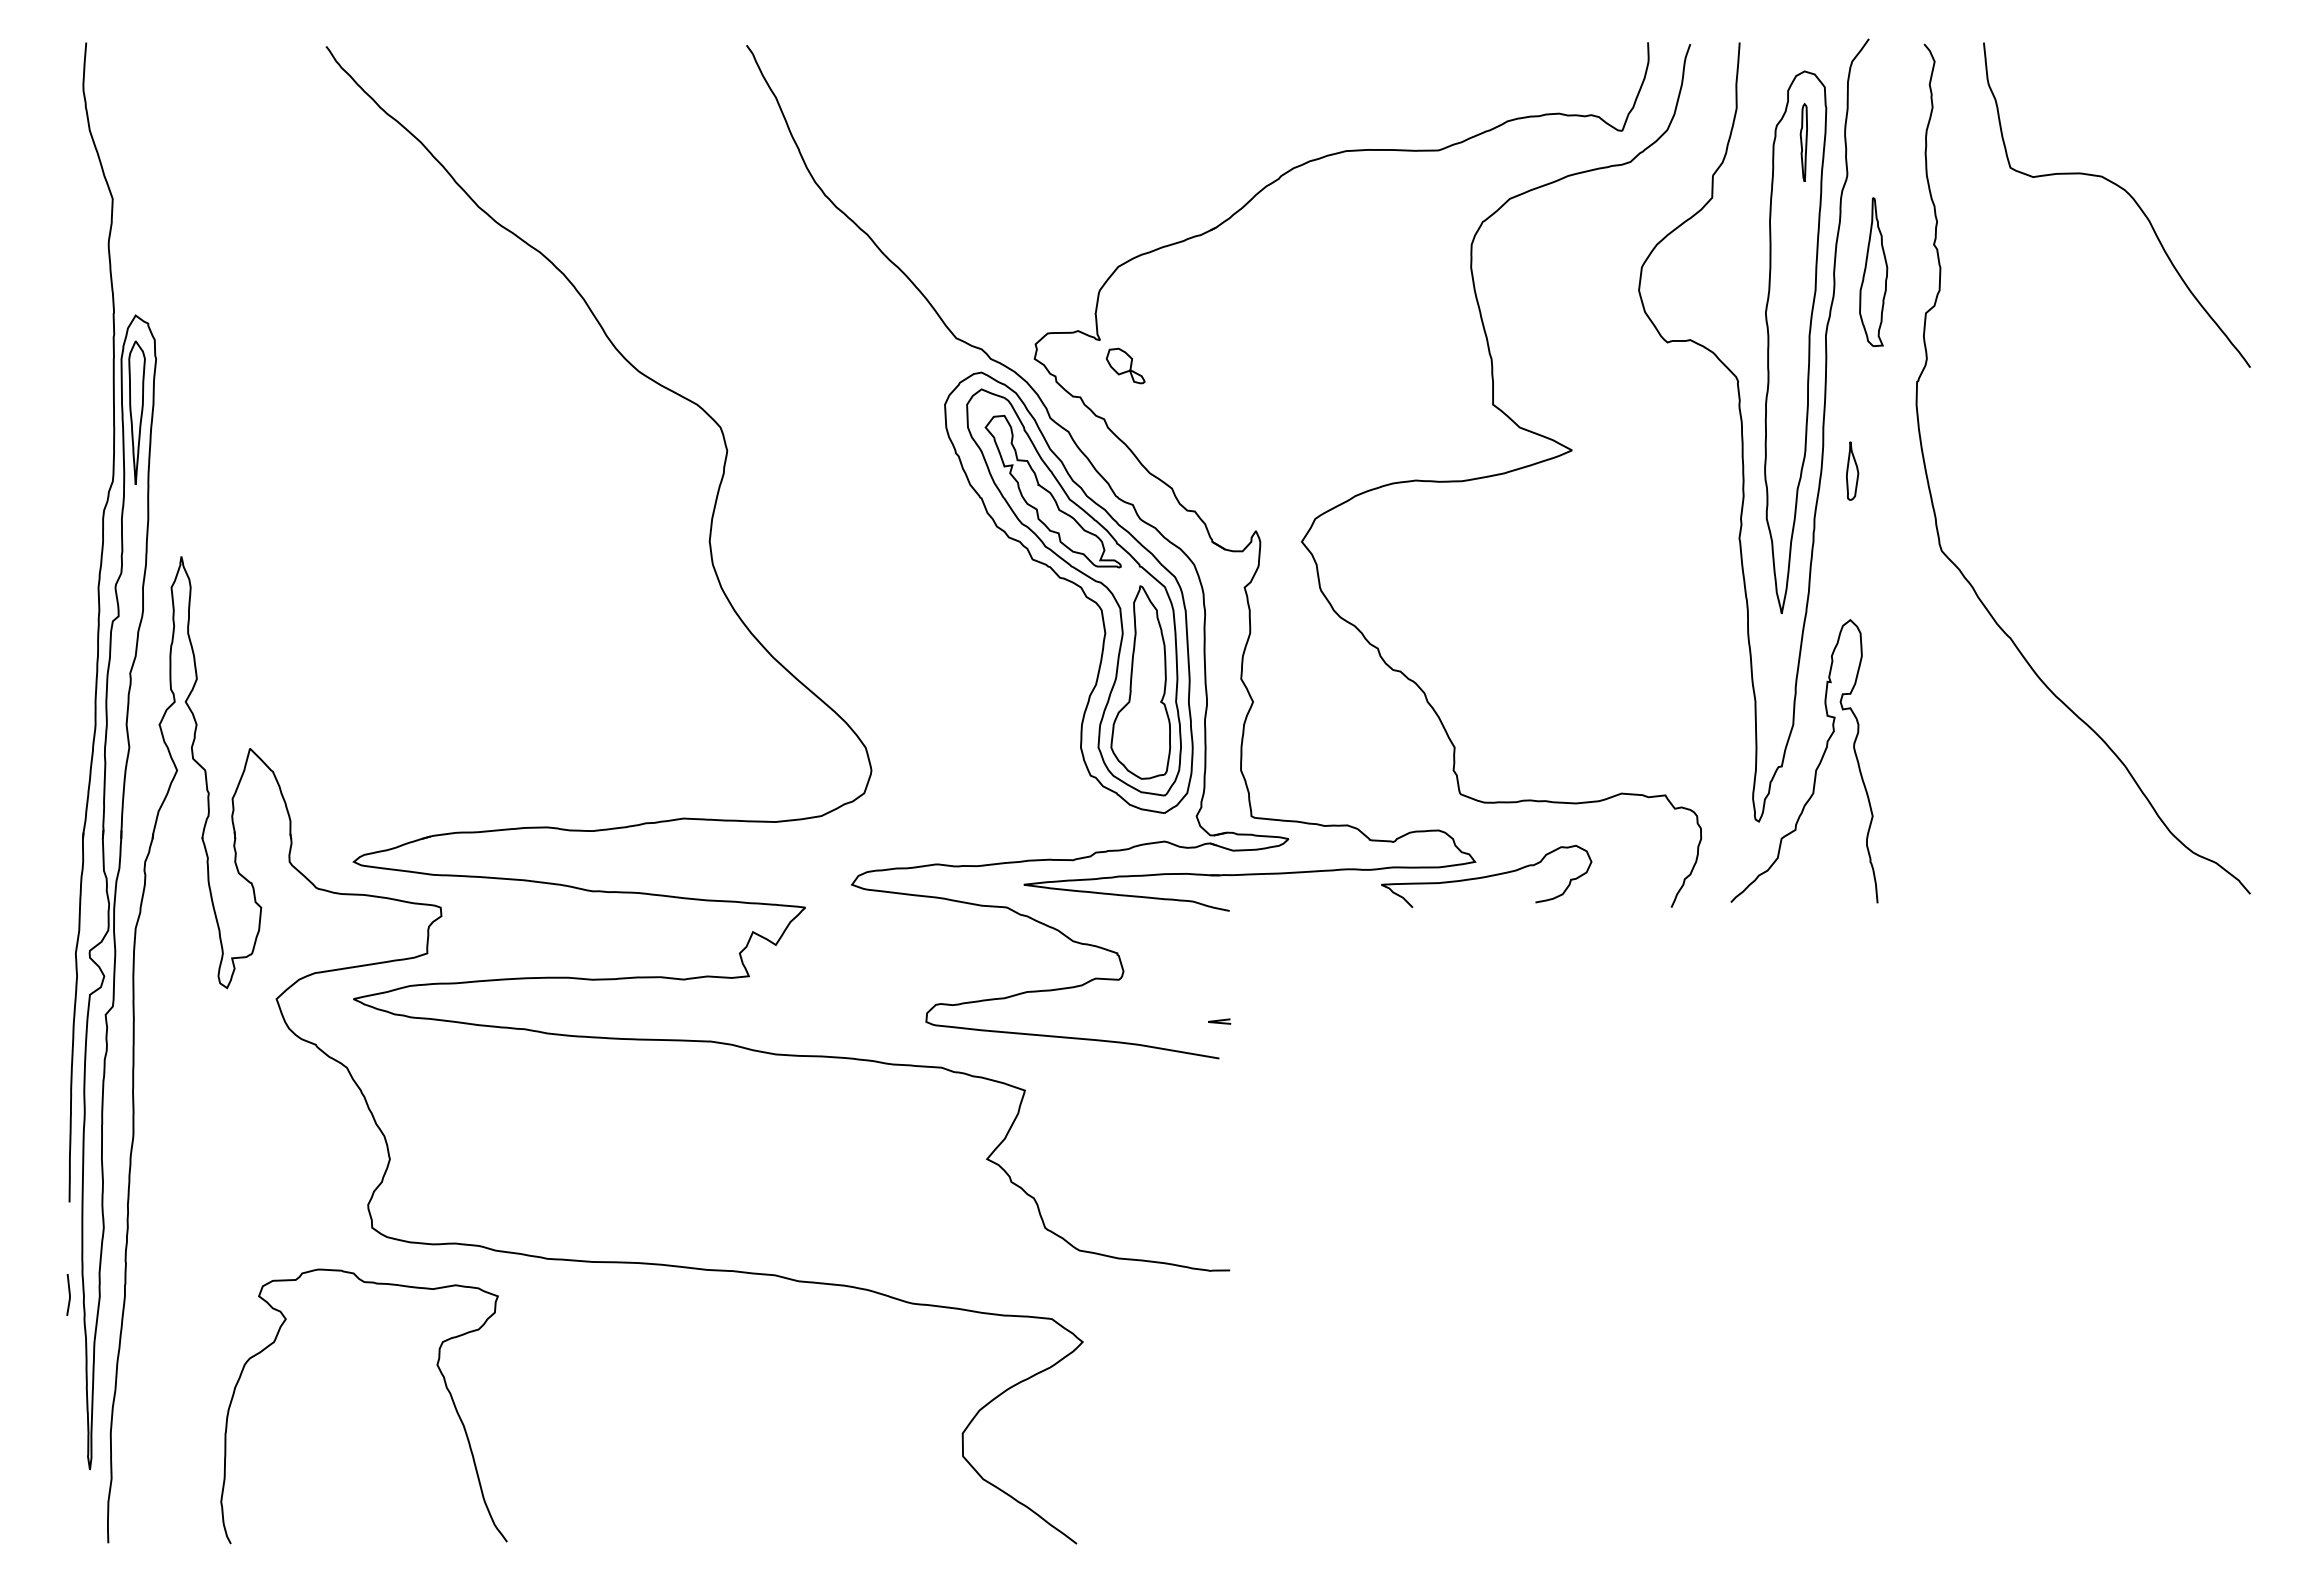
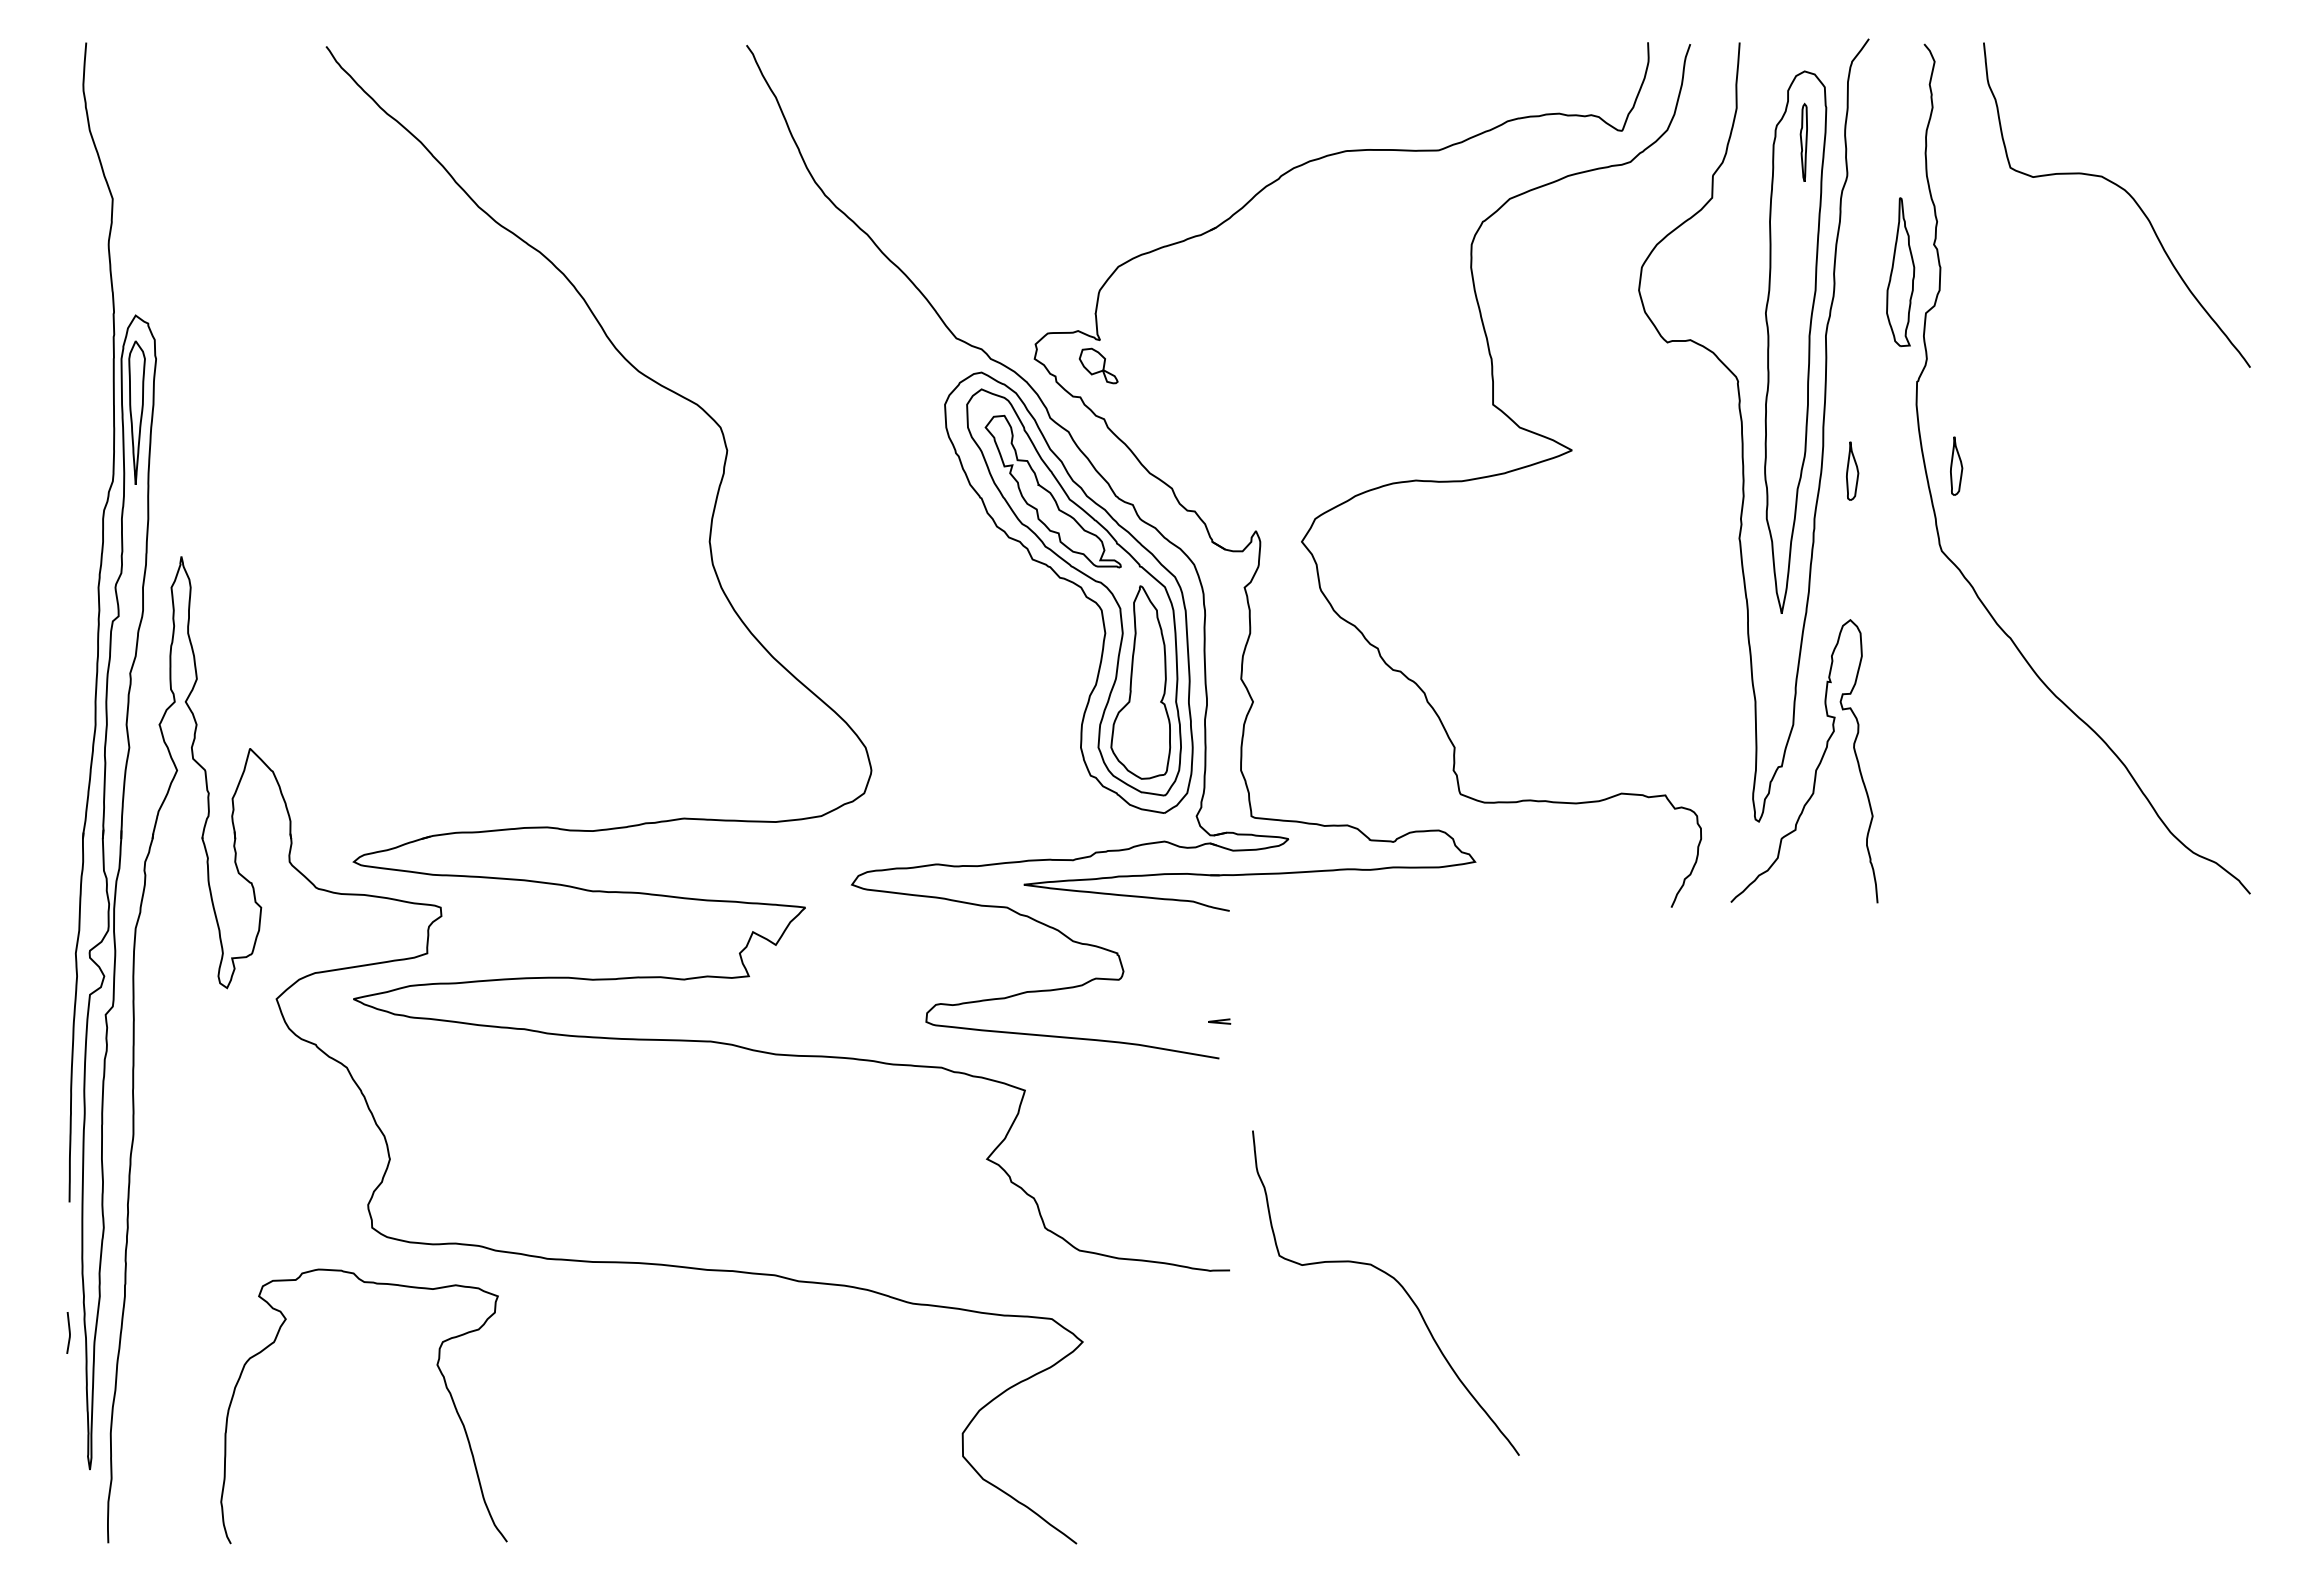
part position: (1873, 272) -> (1900, 272) (1900, 272)
part position: (1125, 365) -> (1098, 365) (1098, 365)
part: none -> present (1956, 465)
curve: present -> none (1486, 875)
curve: none -> present (1395, 1281)
line position: (68, 1293) -> (68, 1331) (68, 1331)
